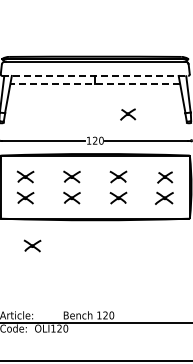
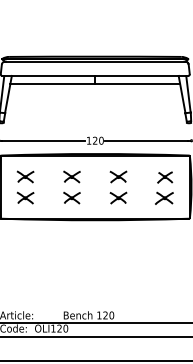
line: dashed -> solid (95, 75)
line: dashed -> solid (95, 83)
part: present -> none (128, 114)
part: present -> none (32, 245)
line: none -> present (95, 336)
